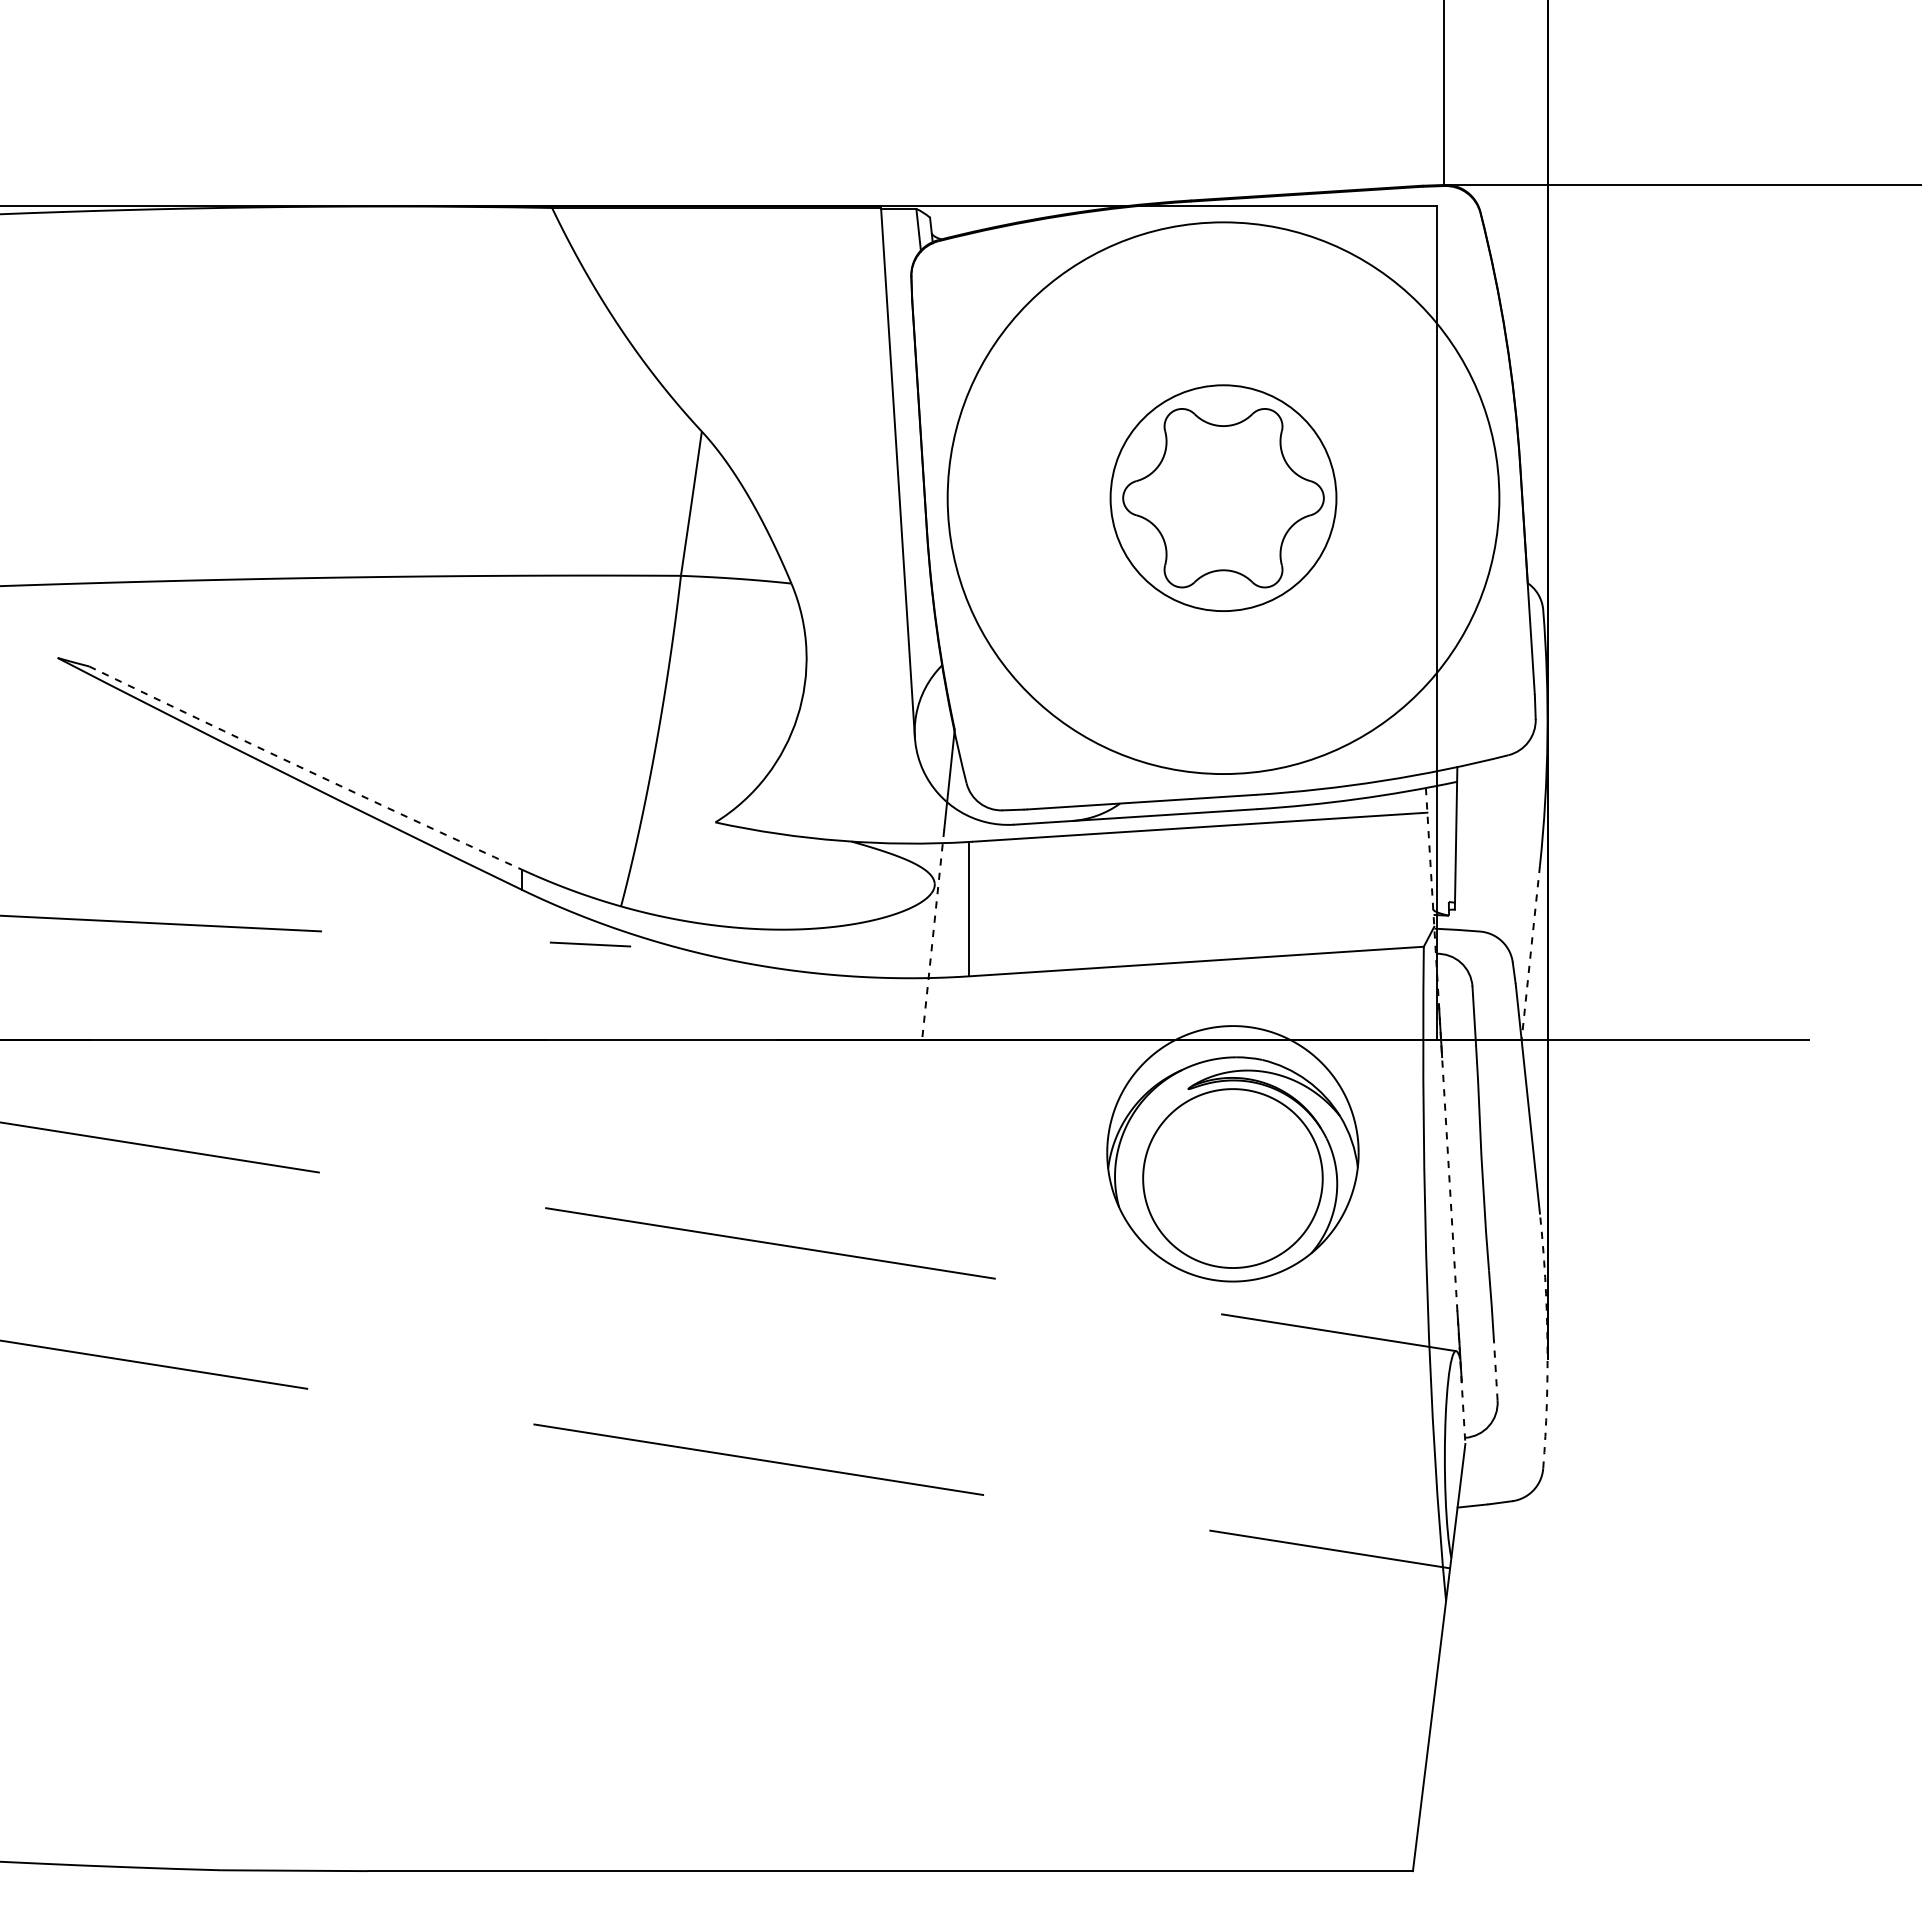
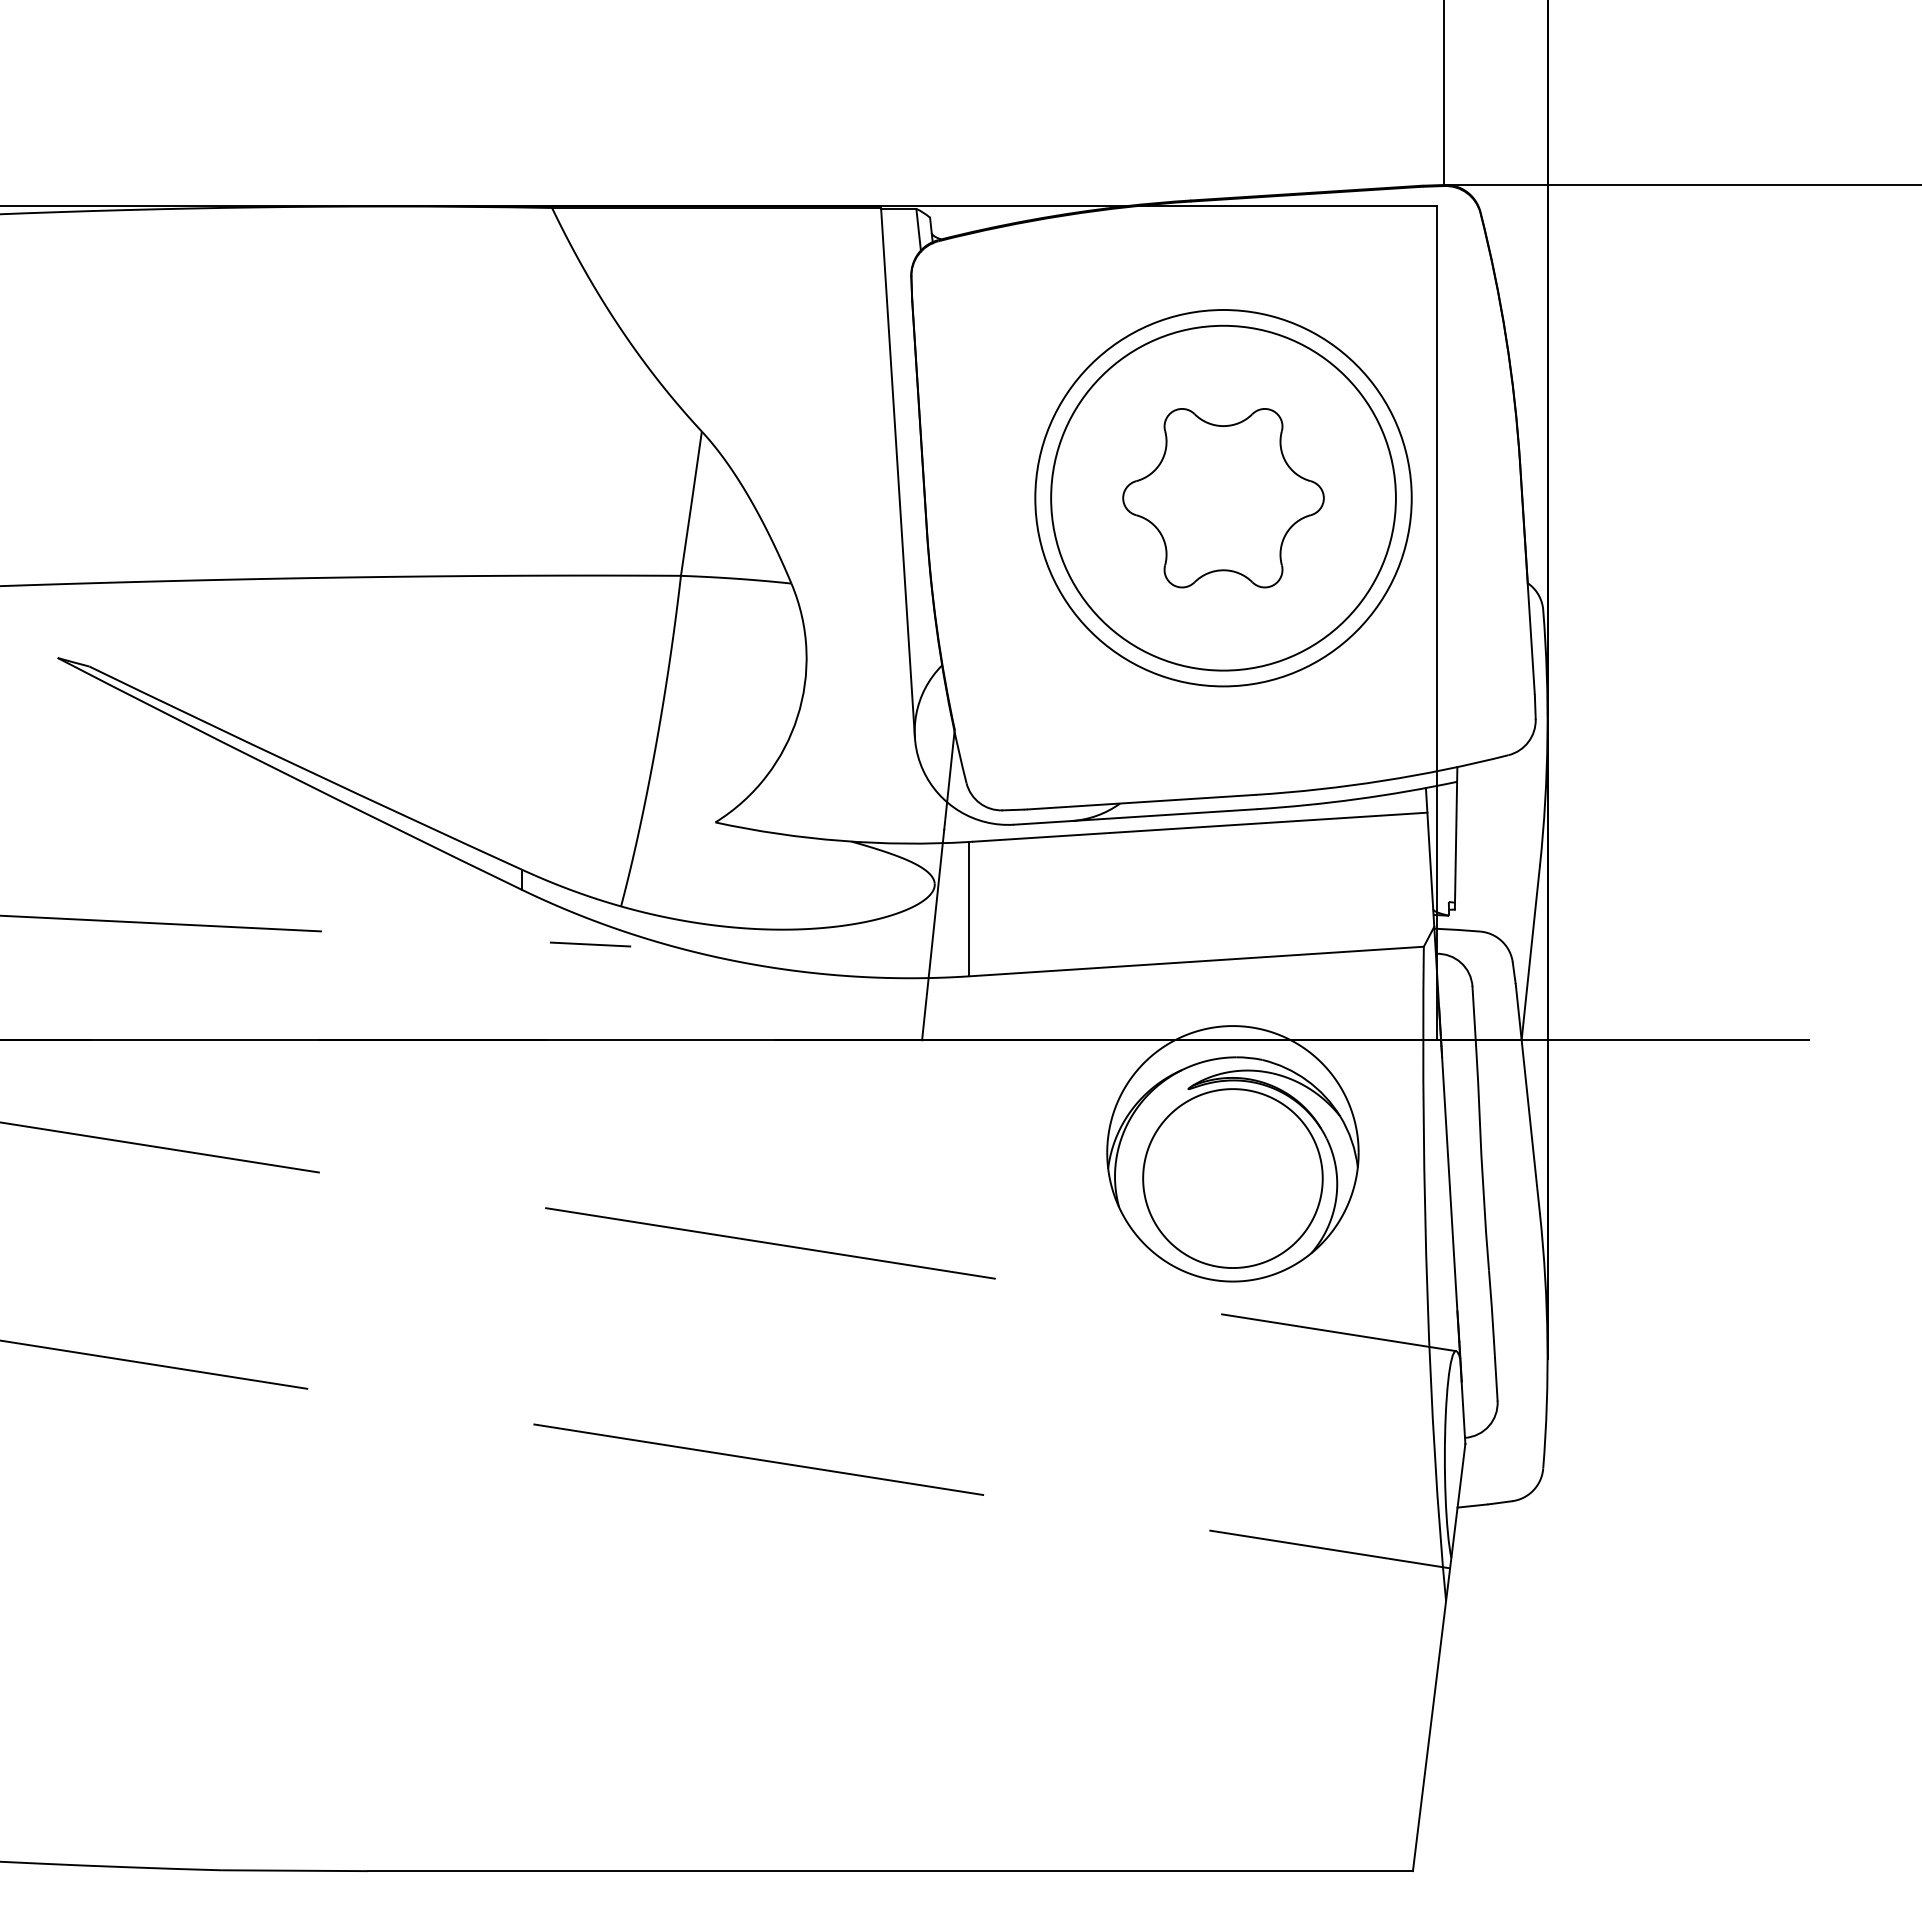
circle diameter: 226 px -> 376 px (1223, 498)
circle diameter: 552 px -> 345 px (1223, 497)
arc: dashed -> solid (304, 769)
line: dashed -> solid (933, 935)
line: dashed -> solid (1530, 953)
line: dashed -> solid (1445, 1116)
arc: dashed -> solid (1547, 1341)
line: dashed -> solid (1495, 1370)
